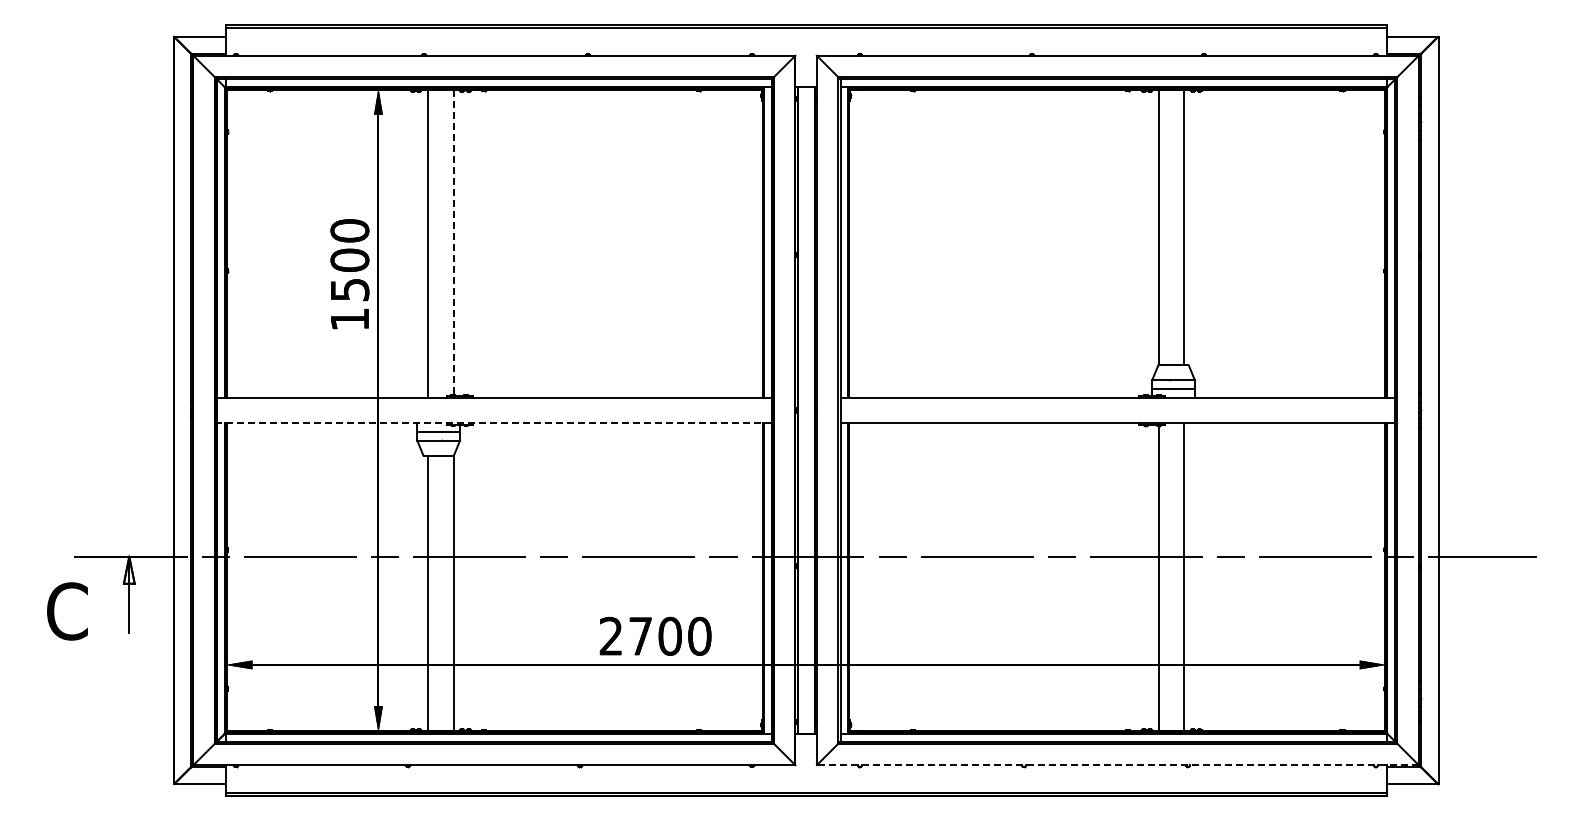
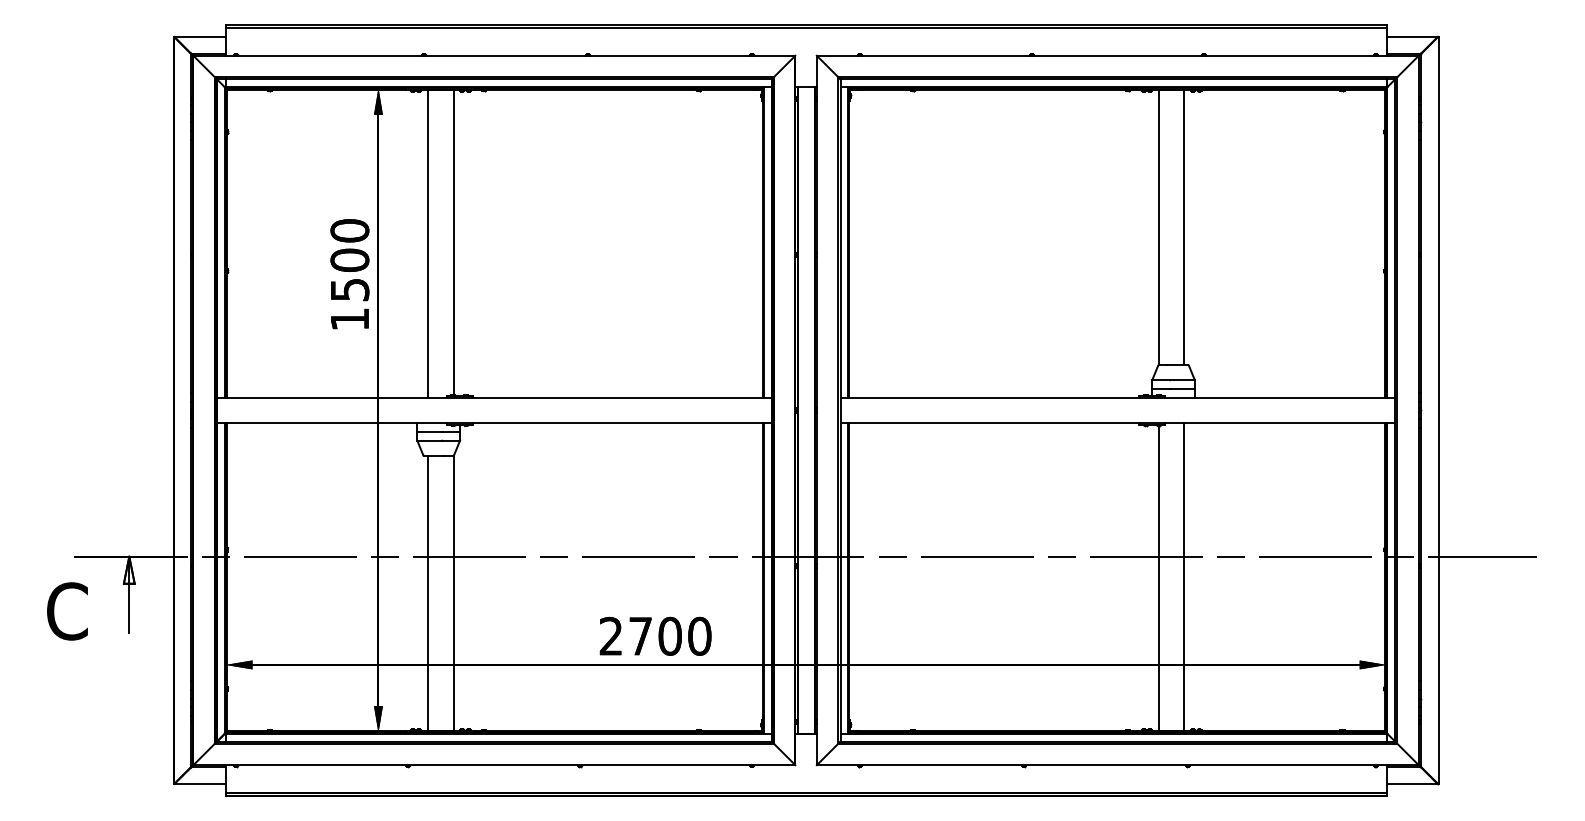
line: dashed -> solid (453, 243)
line: dashed -> solid (493, 423)
line: dashed -> solid (1117, 765)
